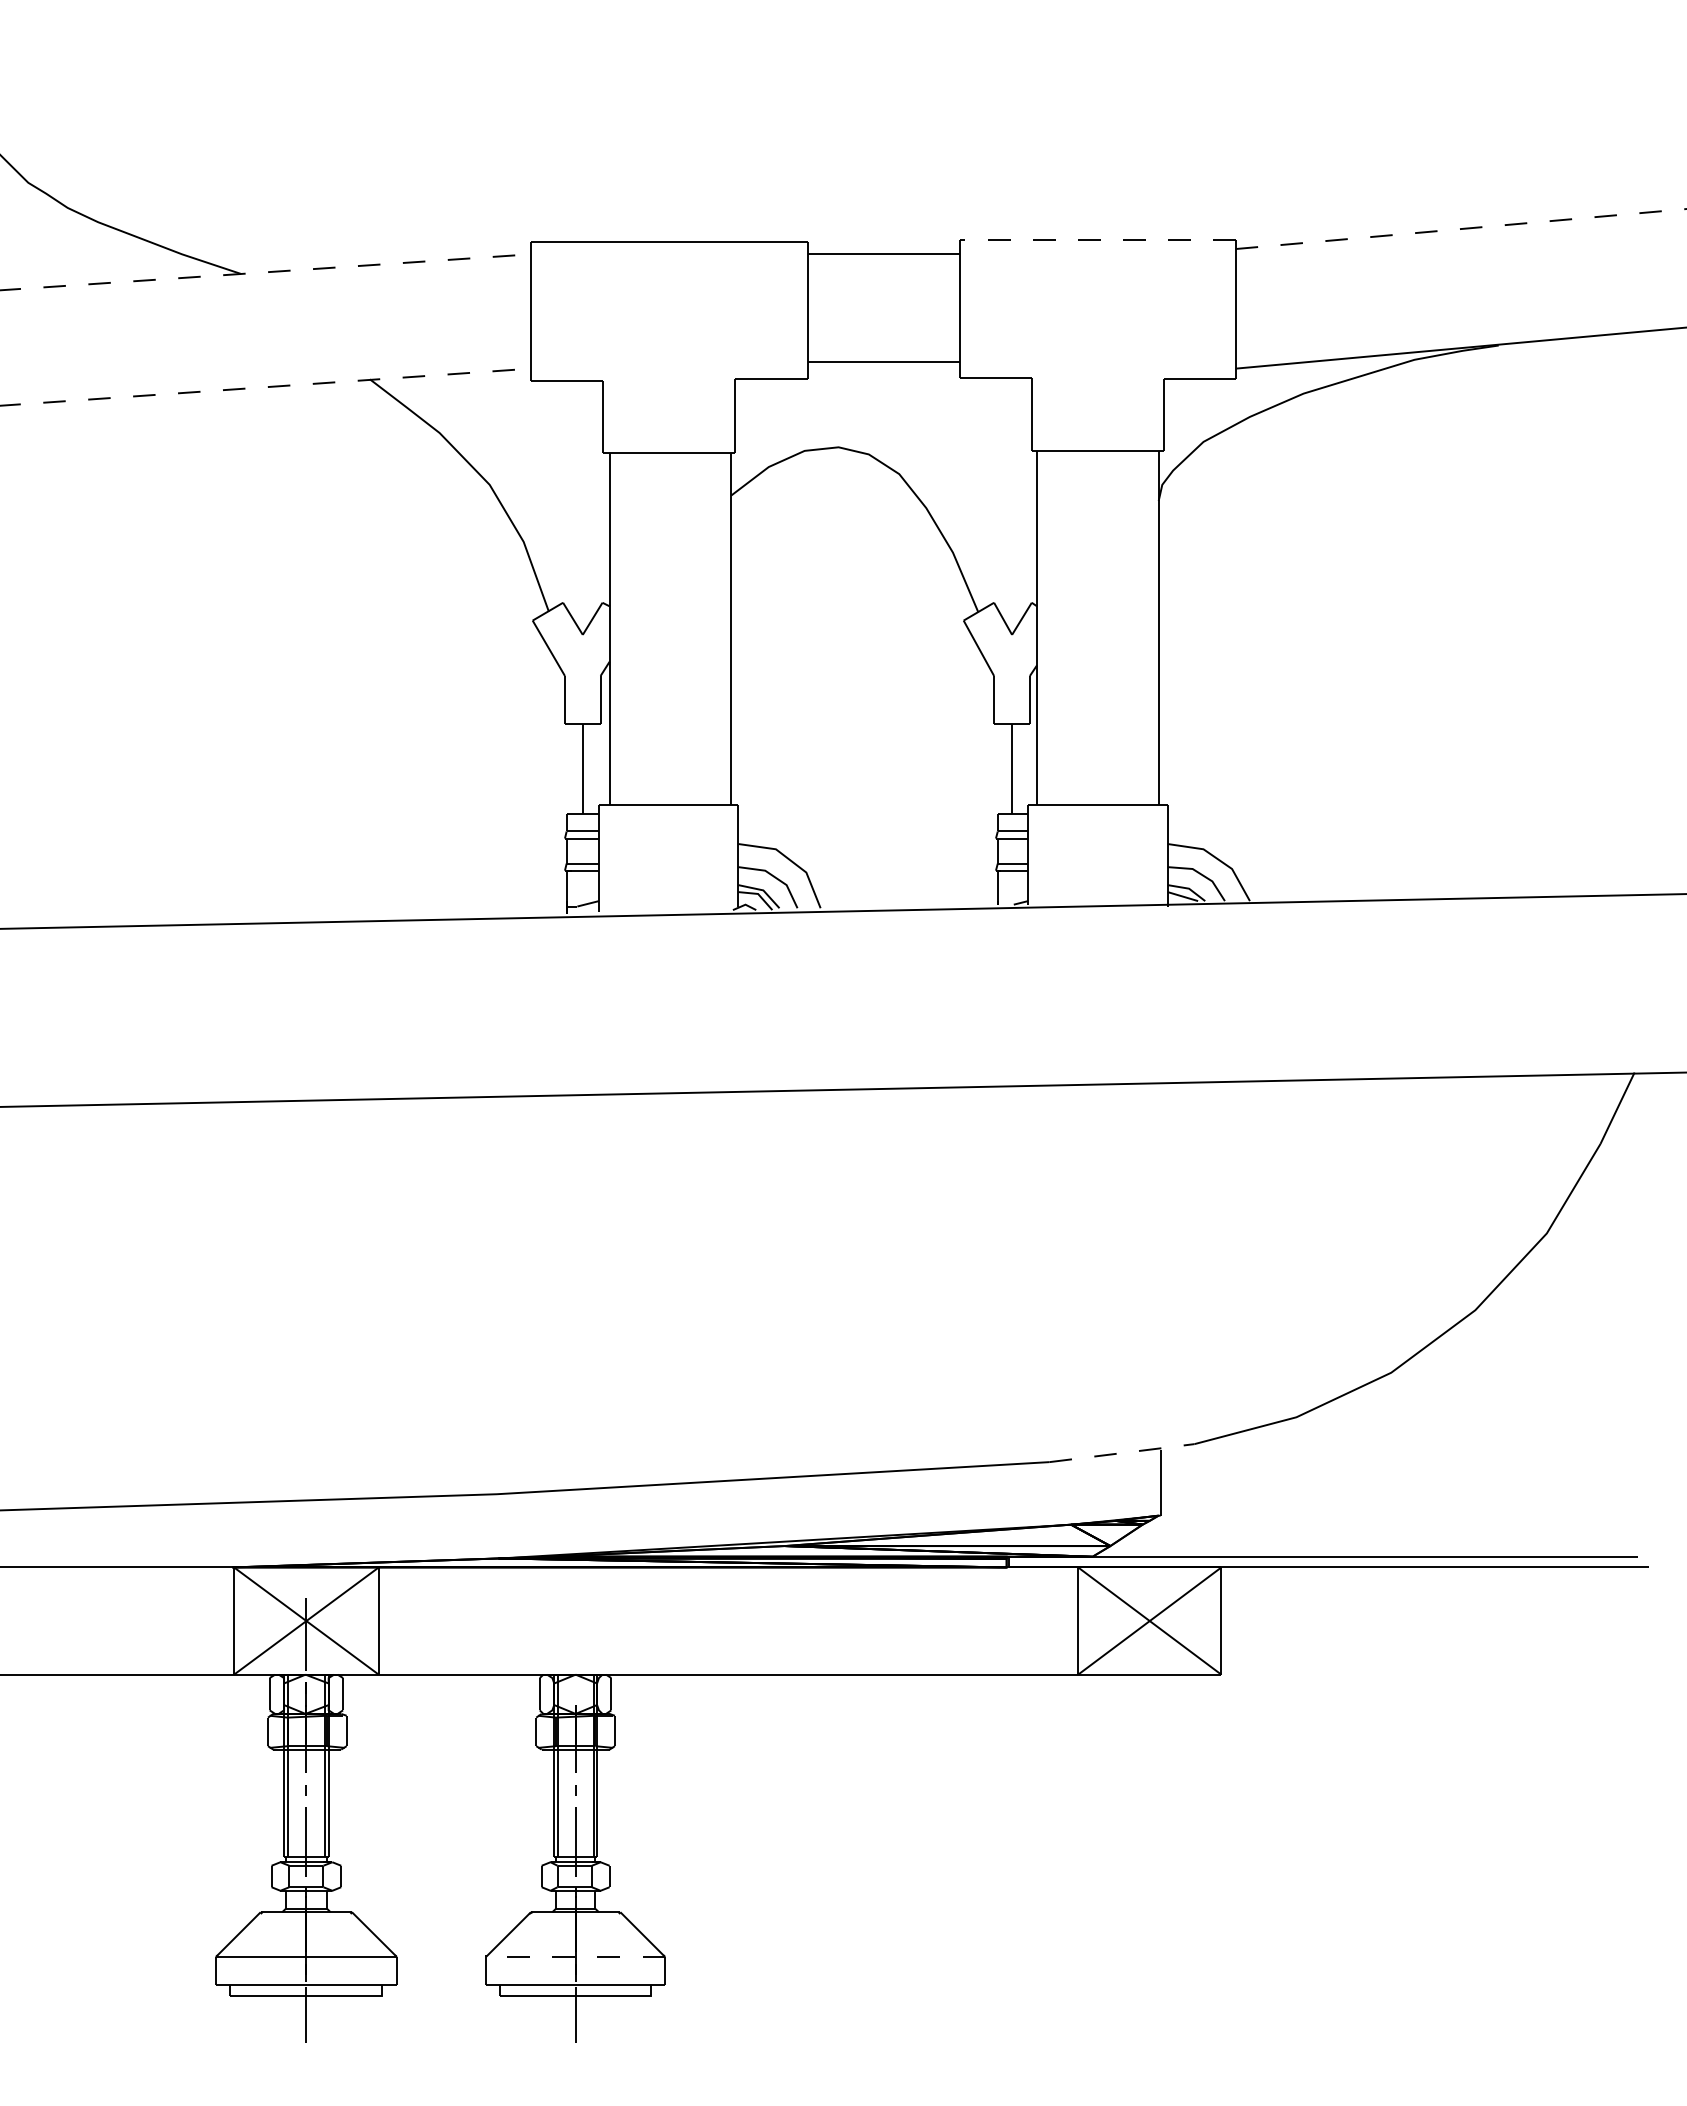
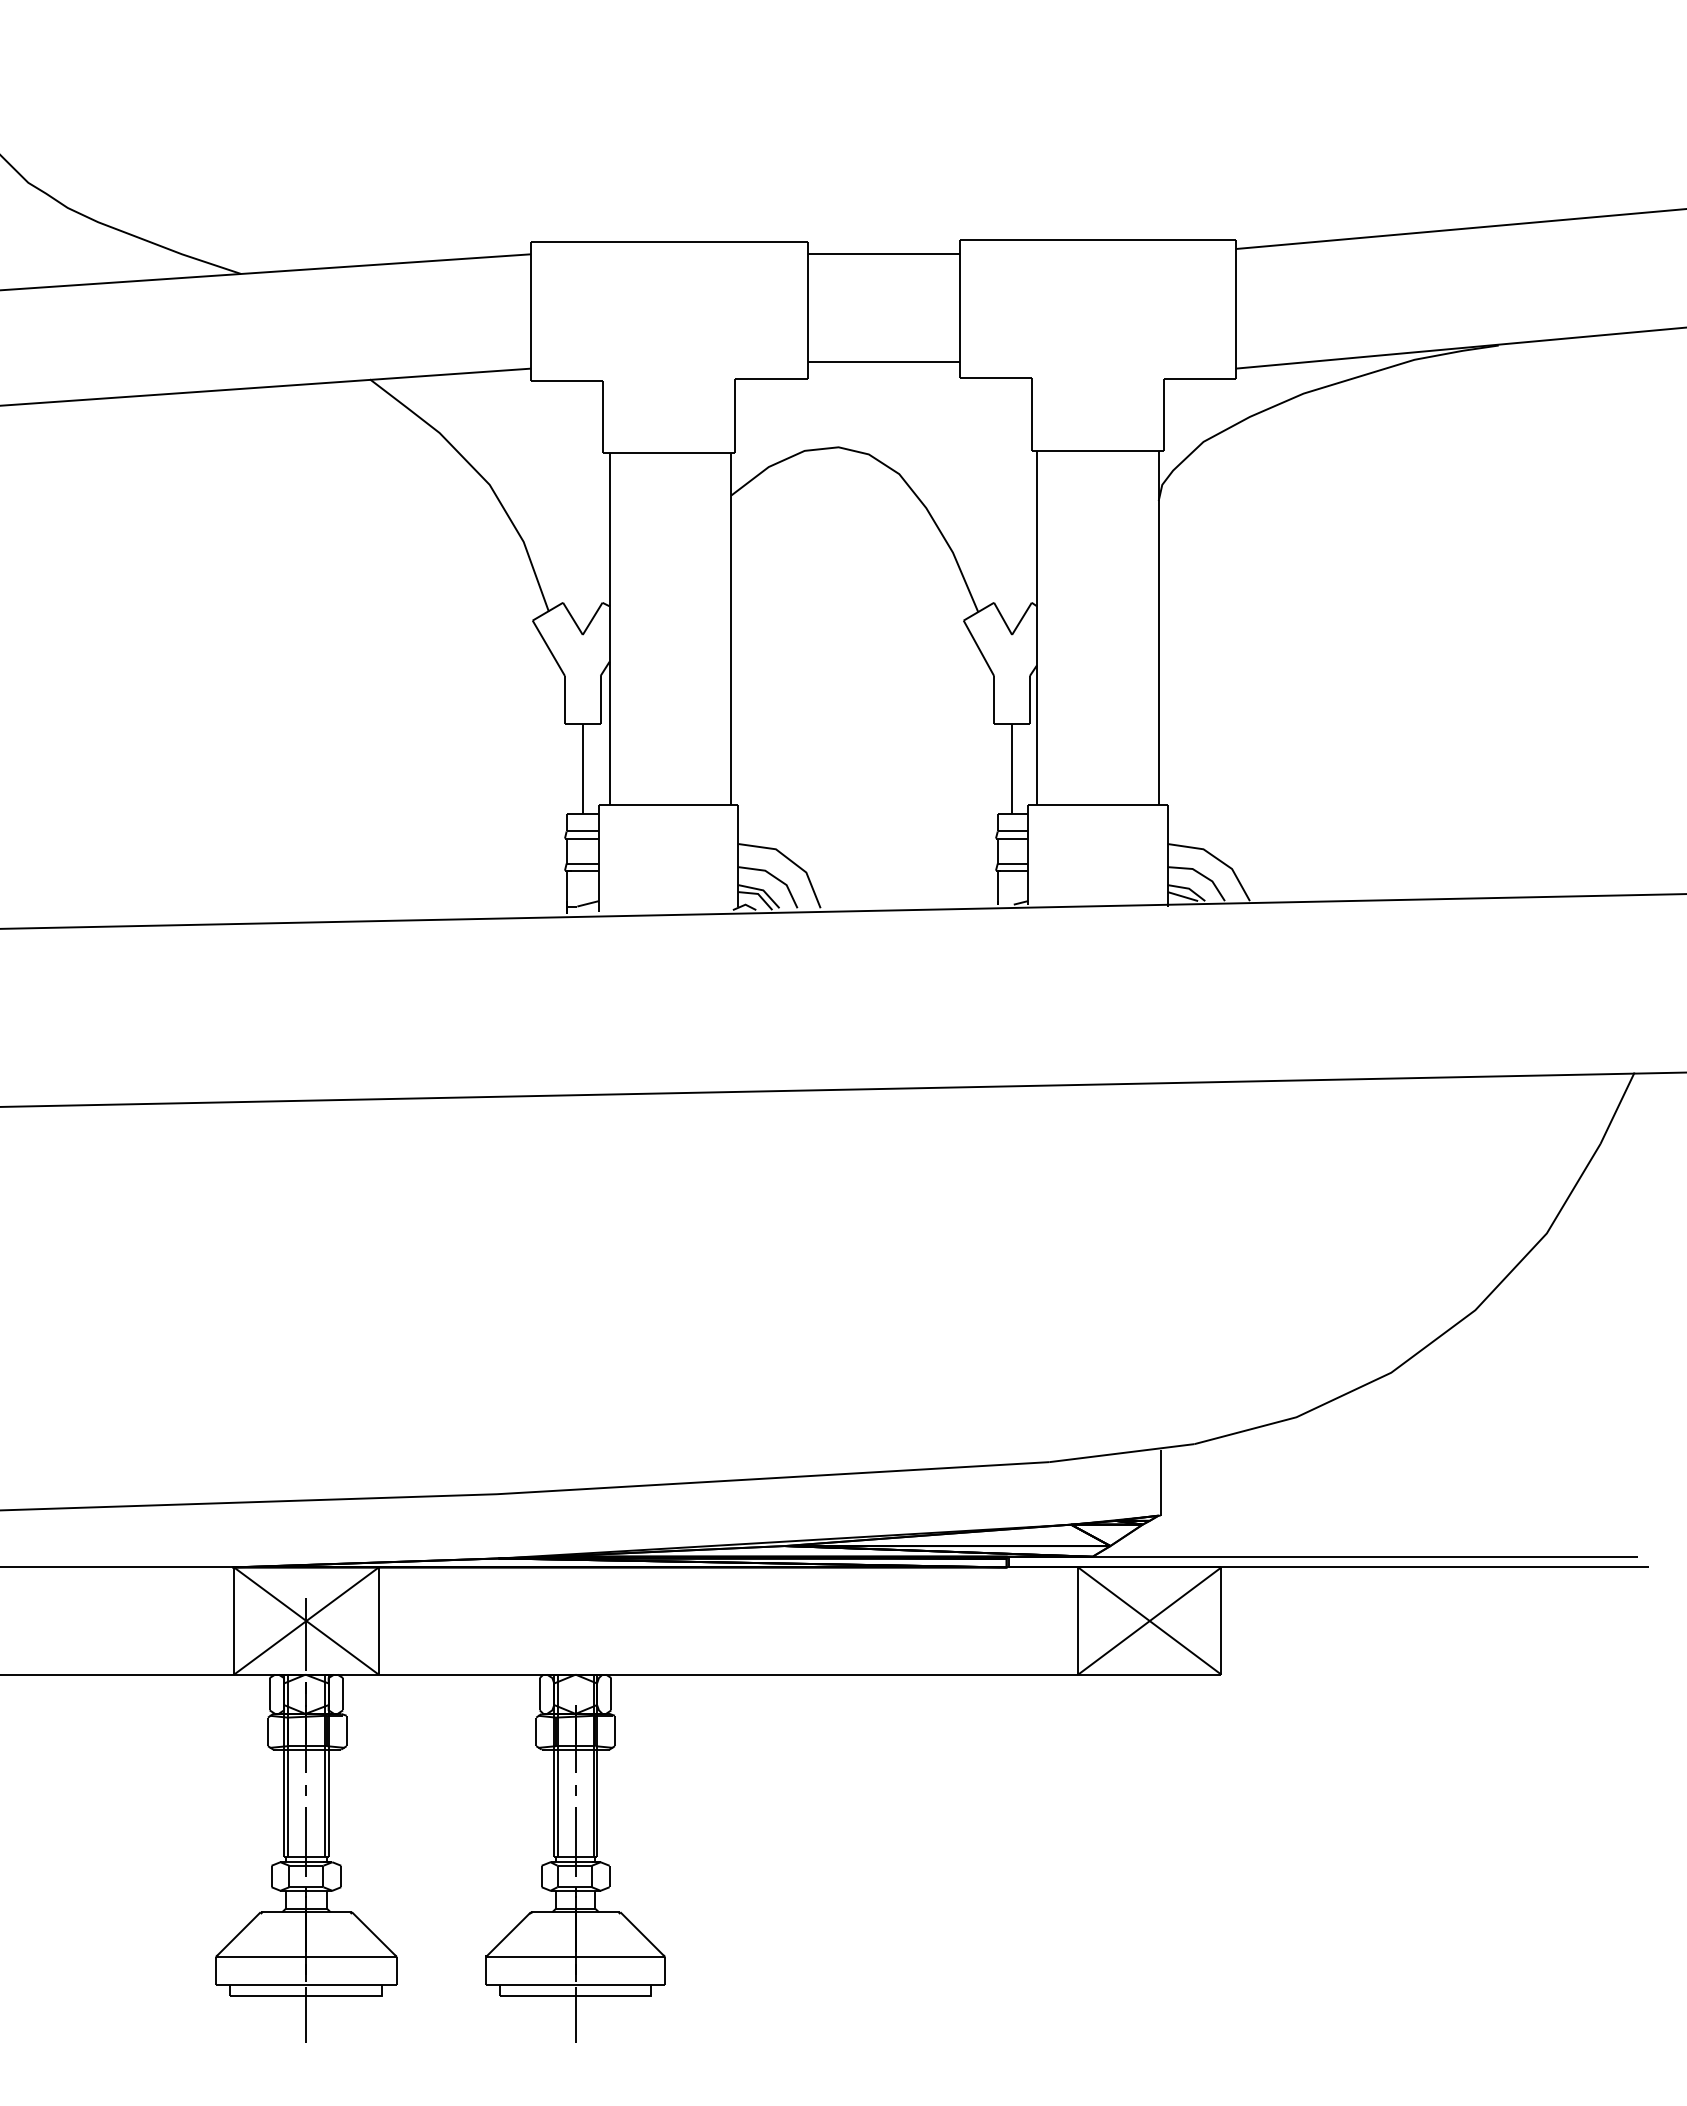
line: dashed -> solid (1461, 229)
line: dashed -> solid (1097, 240)
line: dashed -> solid (265, 272)
line: dashed -> solid (265, 387)
line: dashed -> solid (1122, 1453)
line: dashed -> solid (575, 1956)
